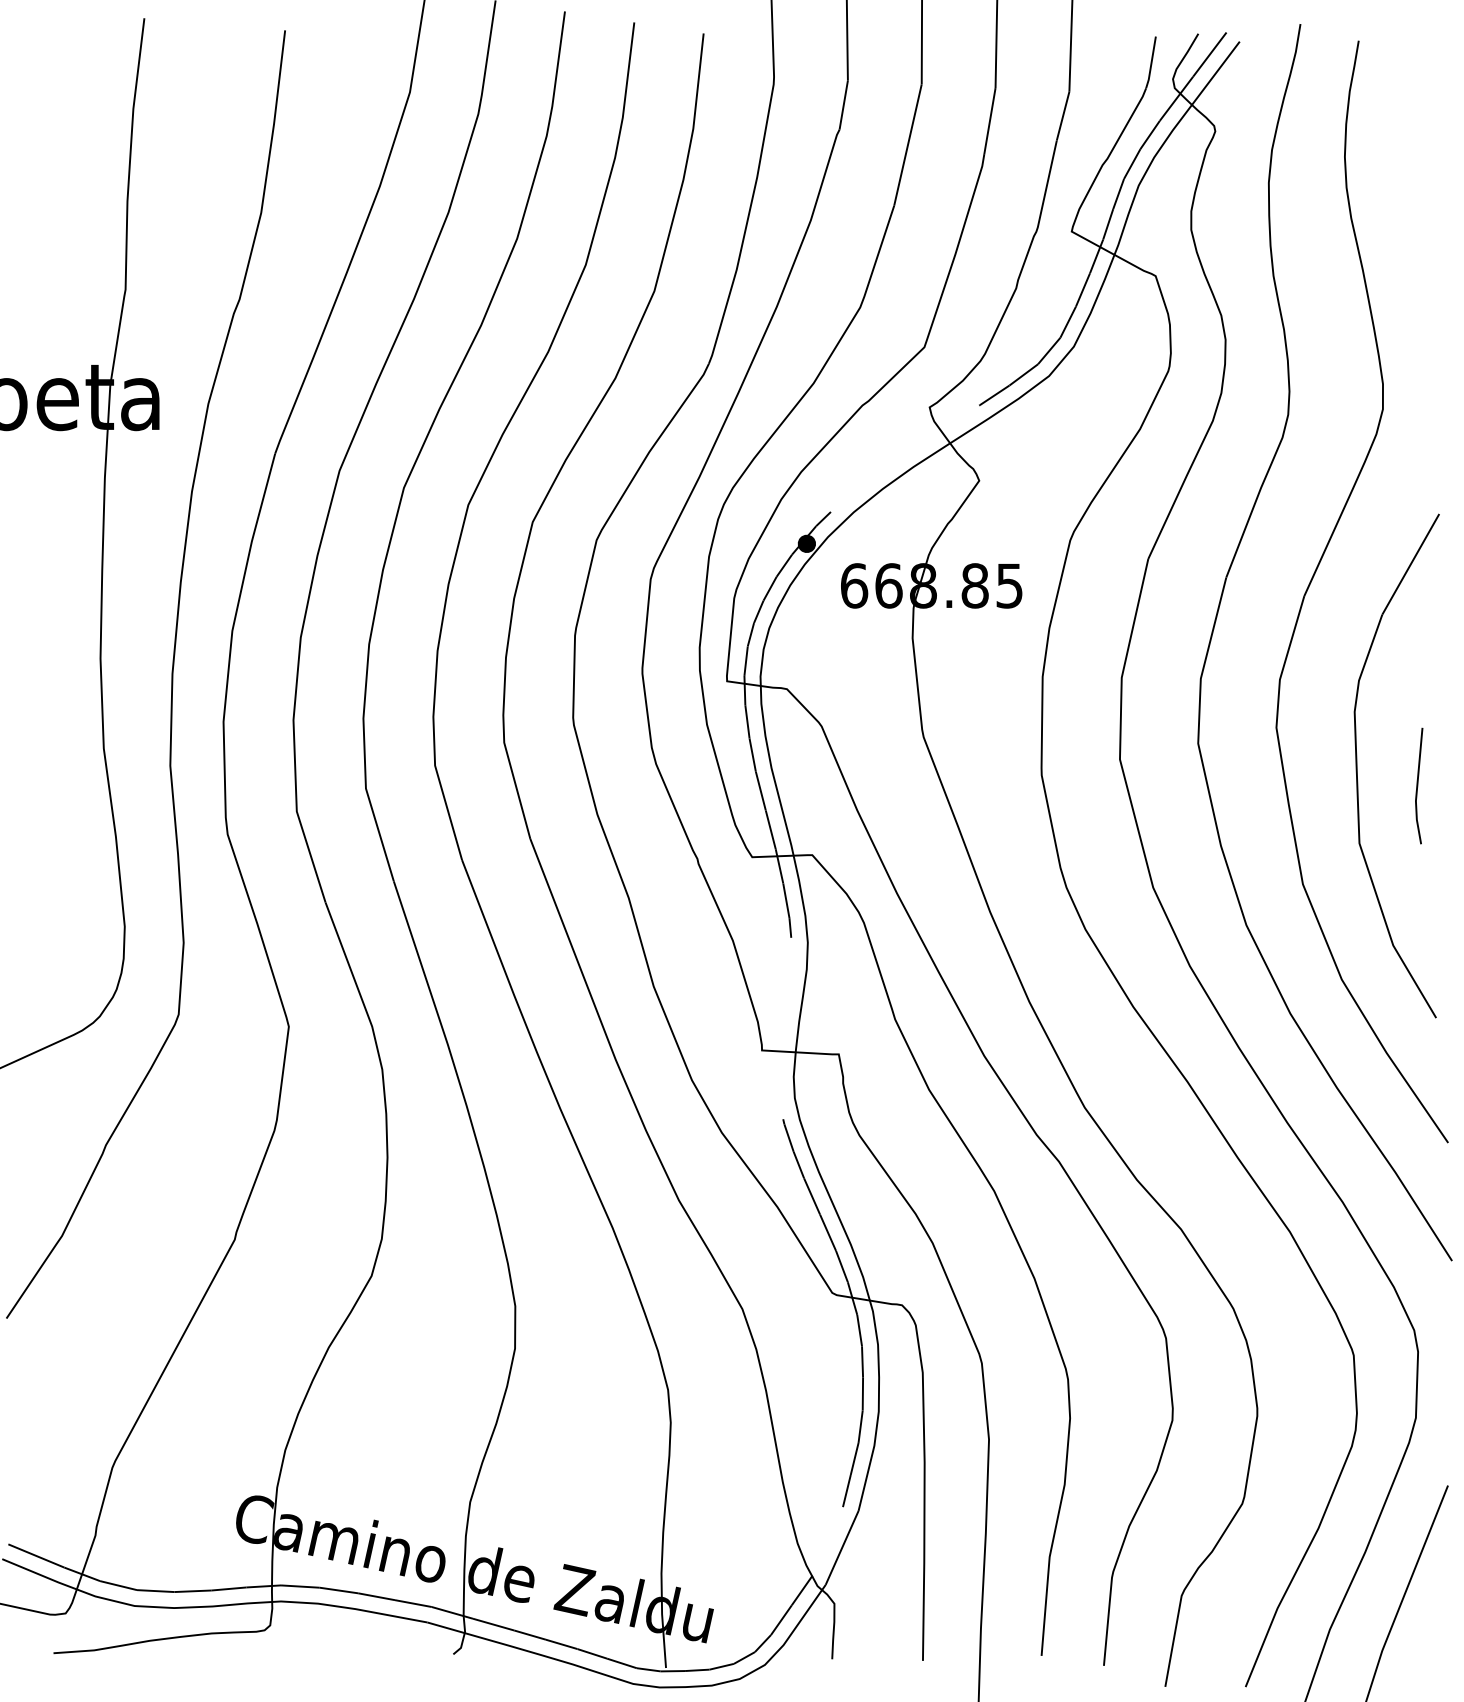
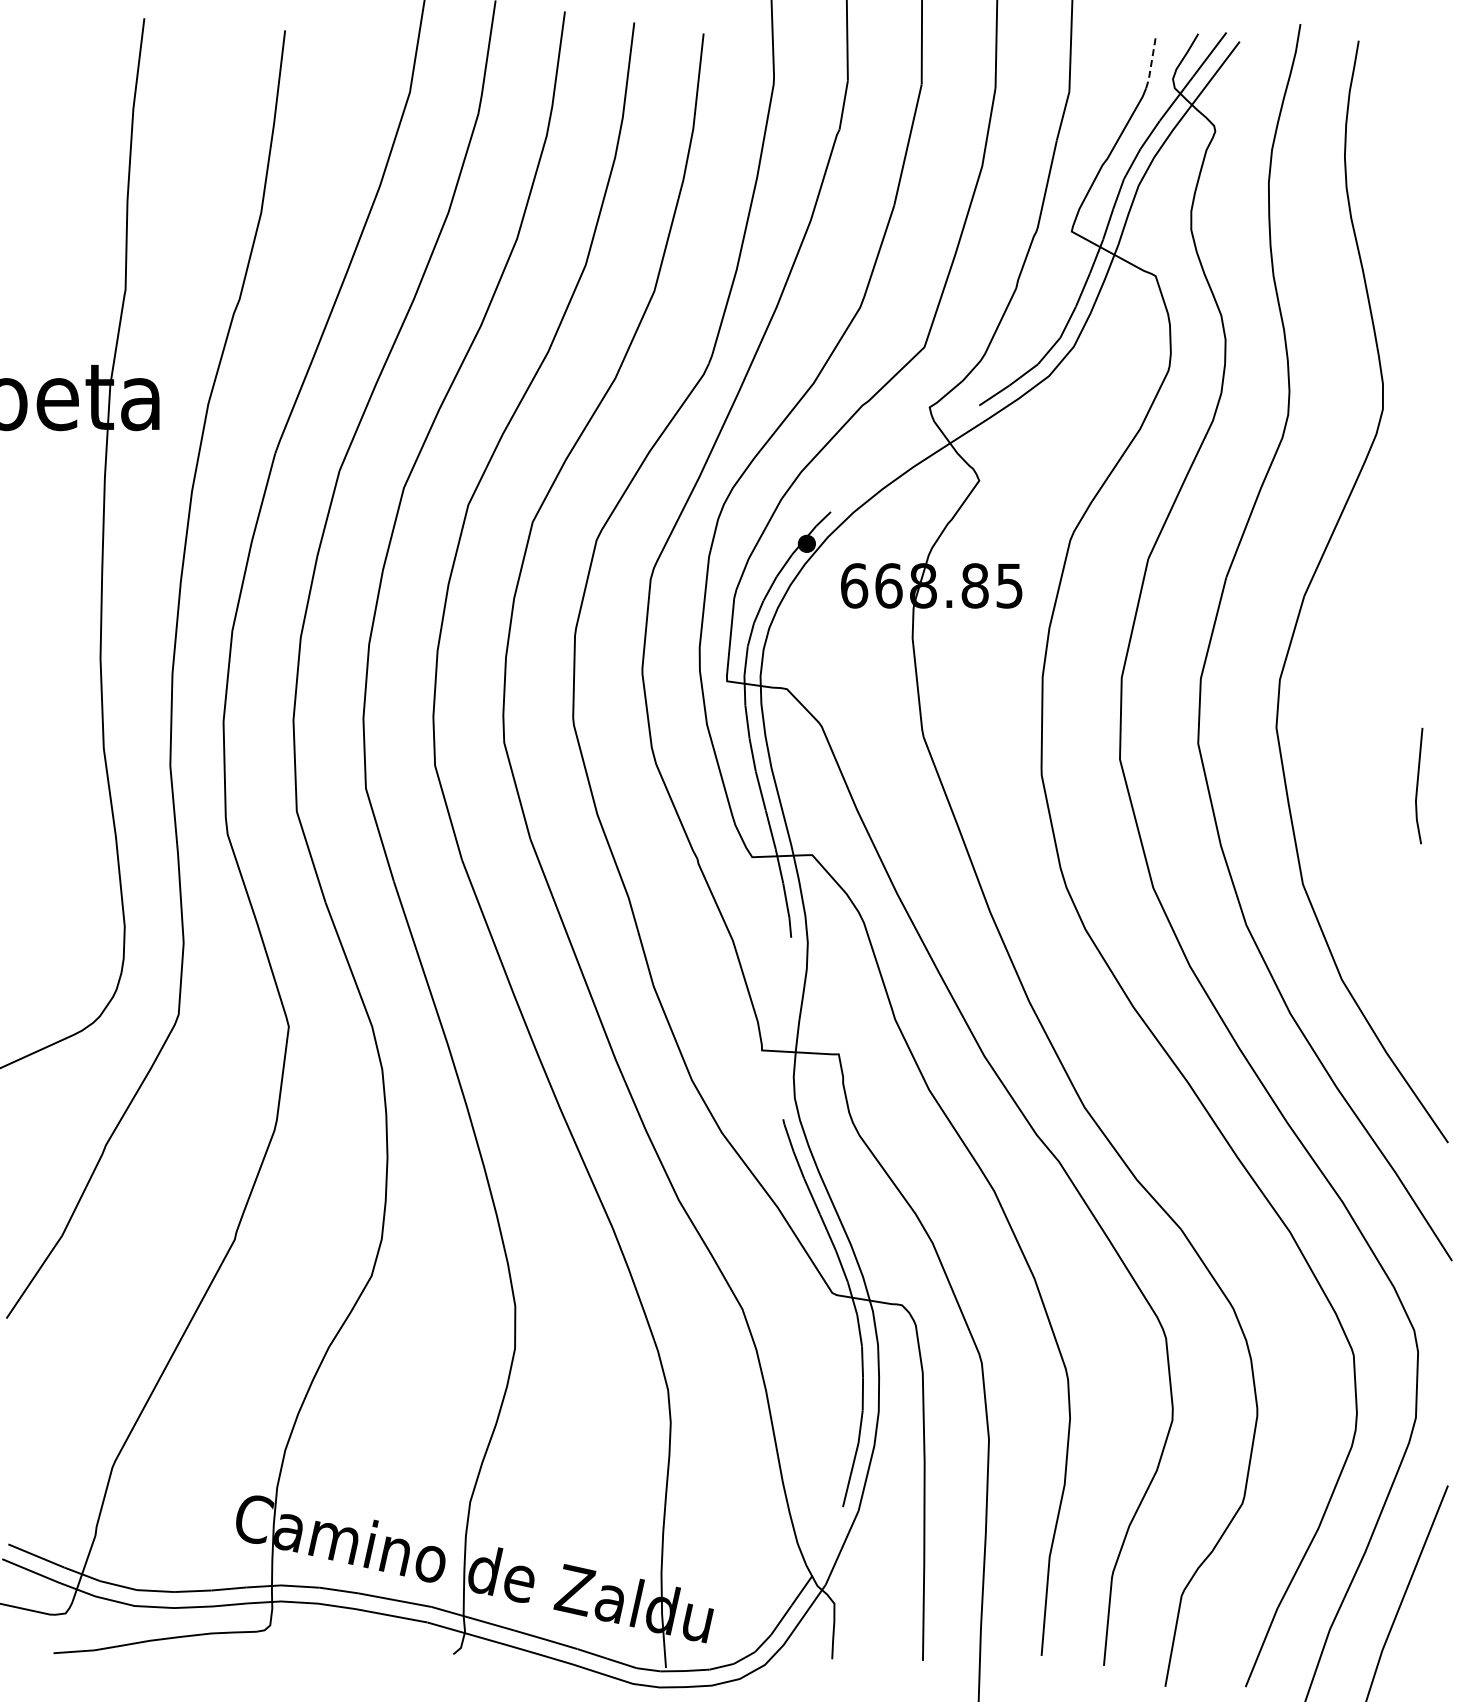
line: solid -> dashed (1151, 63)
part: present -> none (1357, 765)
